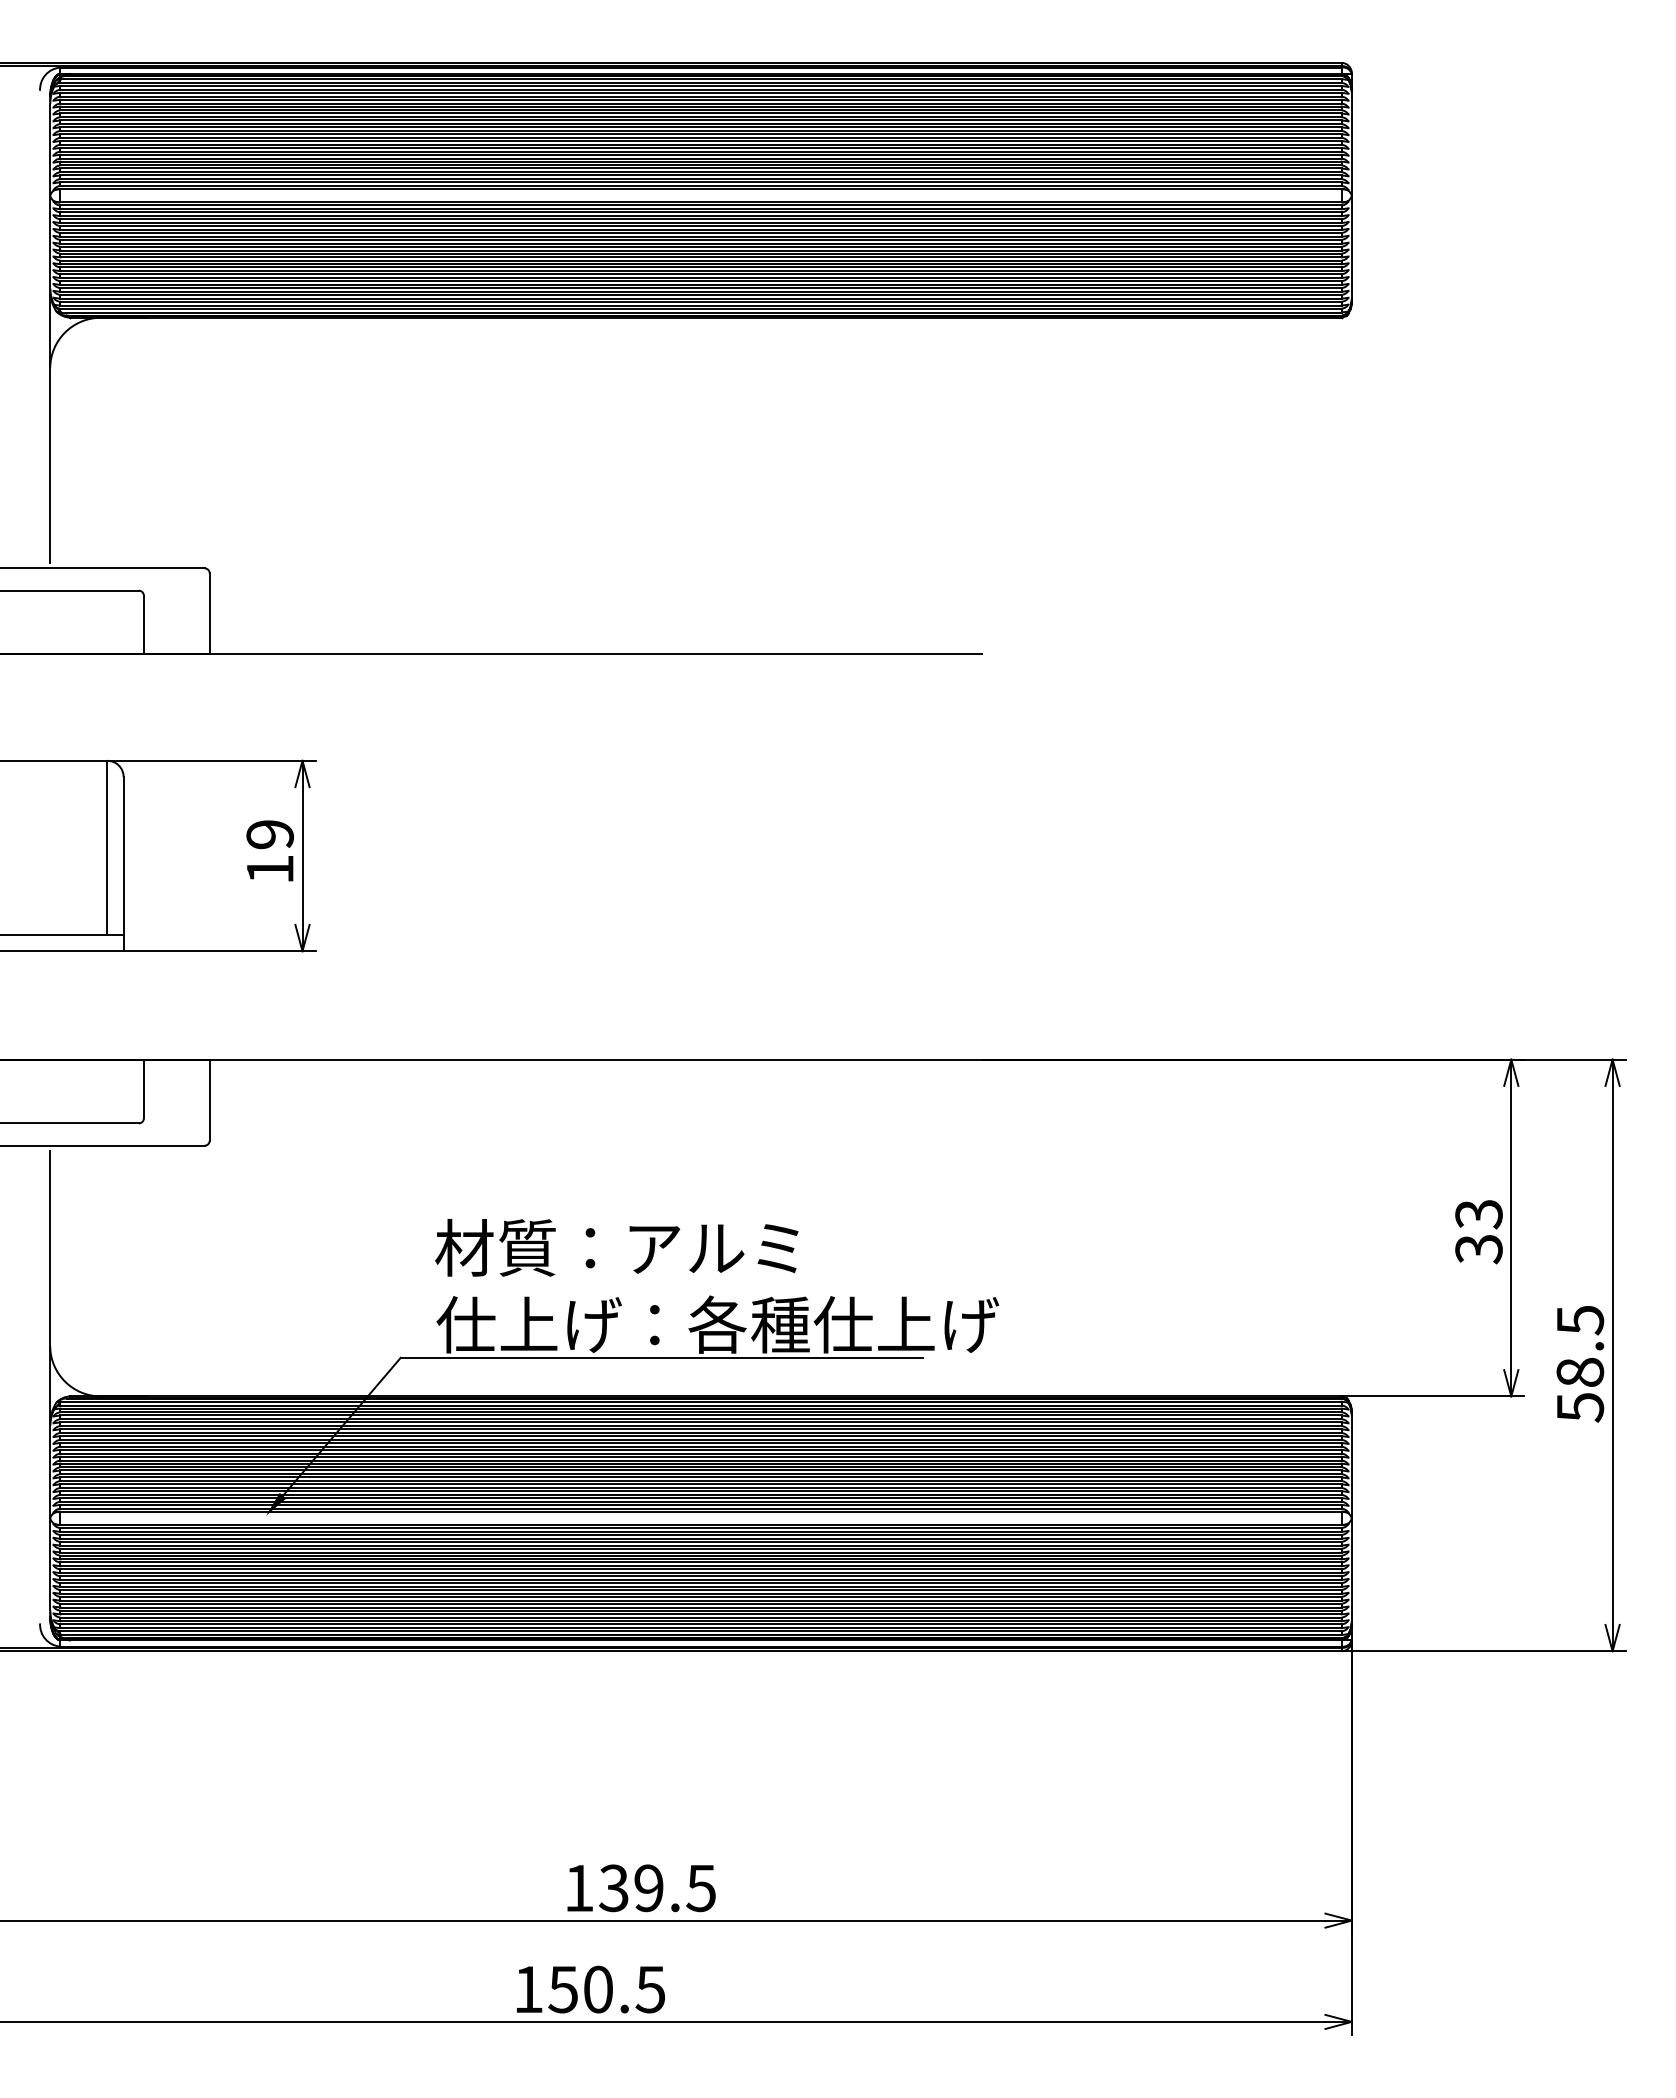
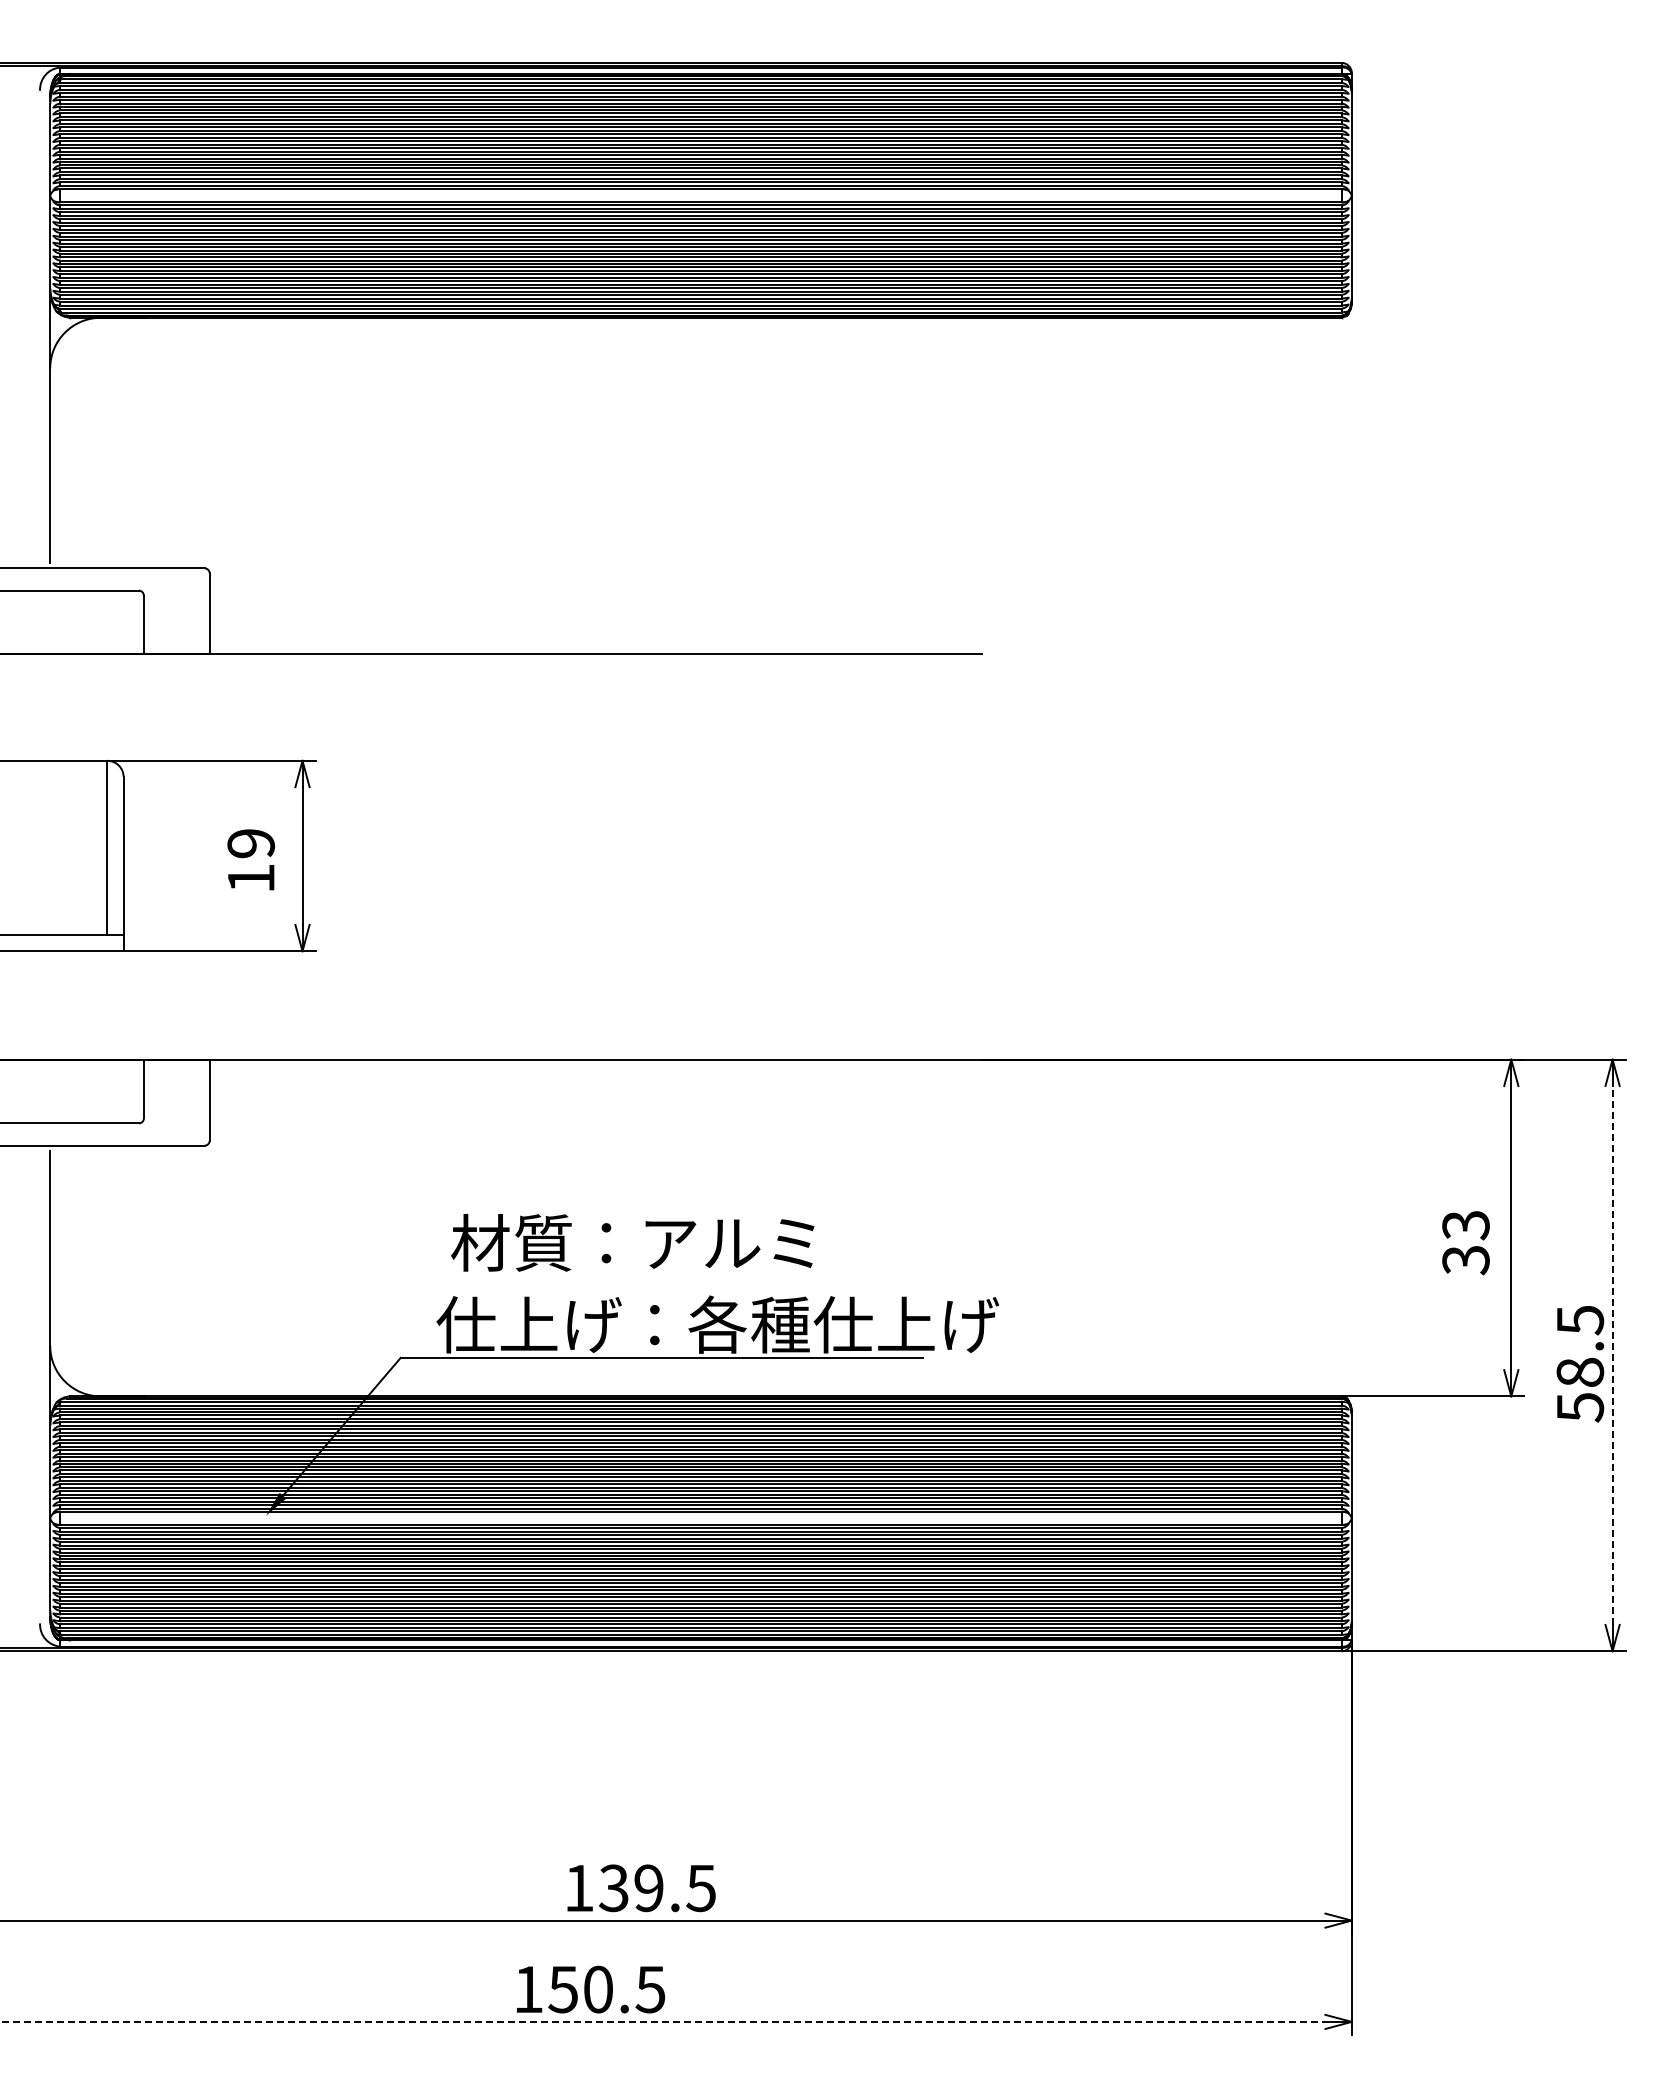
text position: (269, 850) -> (250, 859) (250, 859)
text position: (1478, 1232) -> (1465, 1243) (1465, 1243)
text position: (616, 1247) -> (632, 1242) (632, 1242)
line: solid -> dashed (1612, 1354)
line: solid -> dashed (663, 2021)
